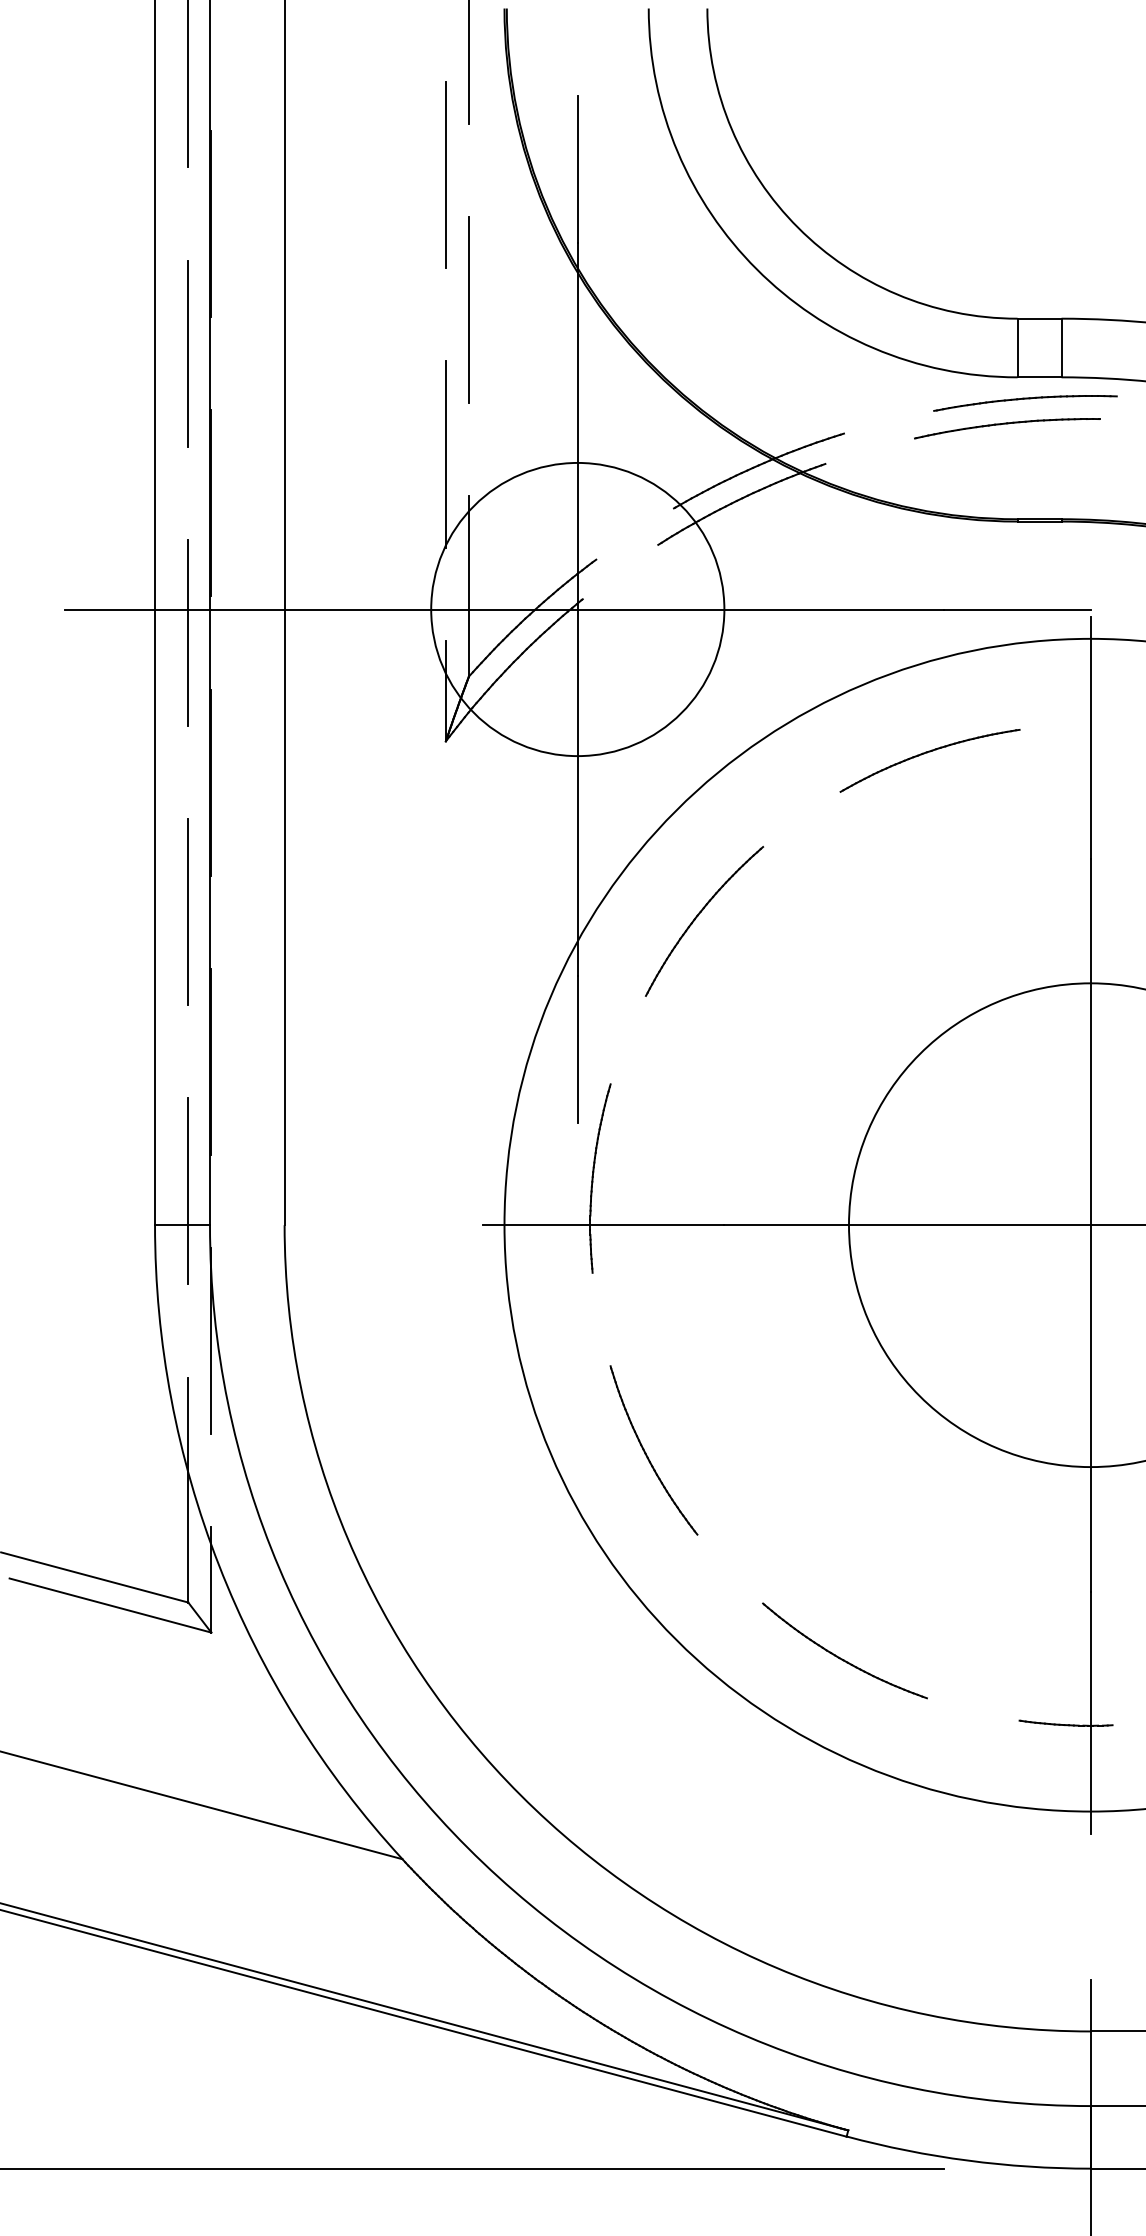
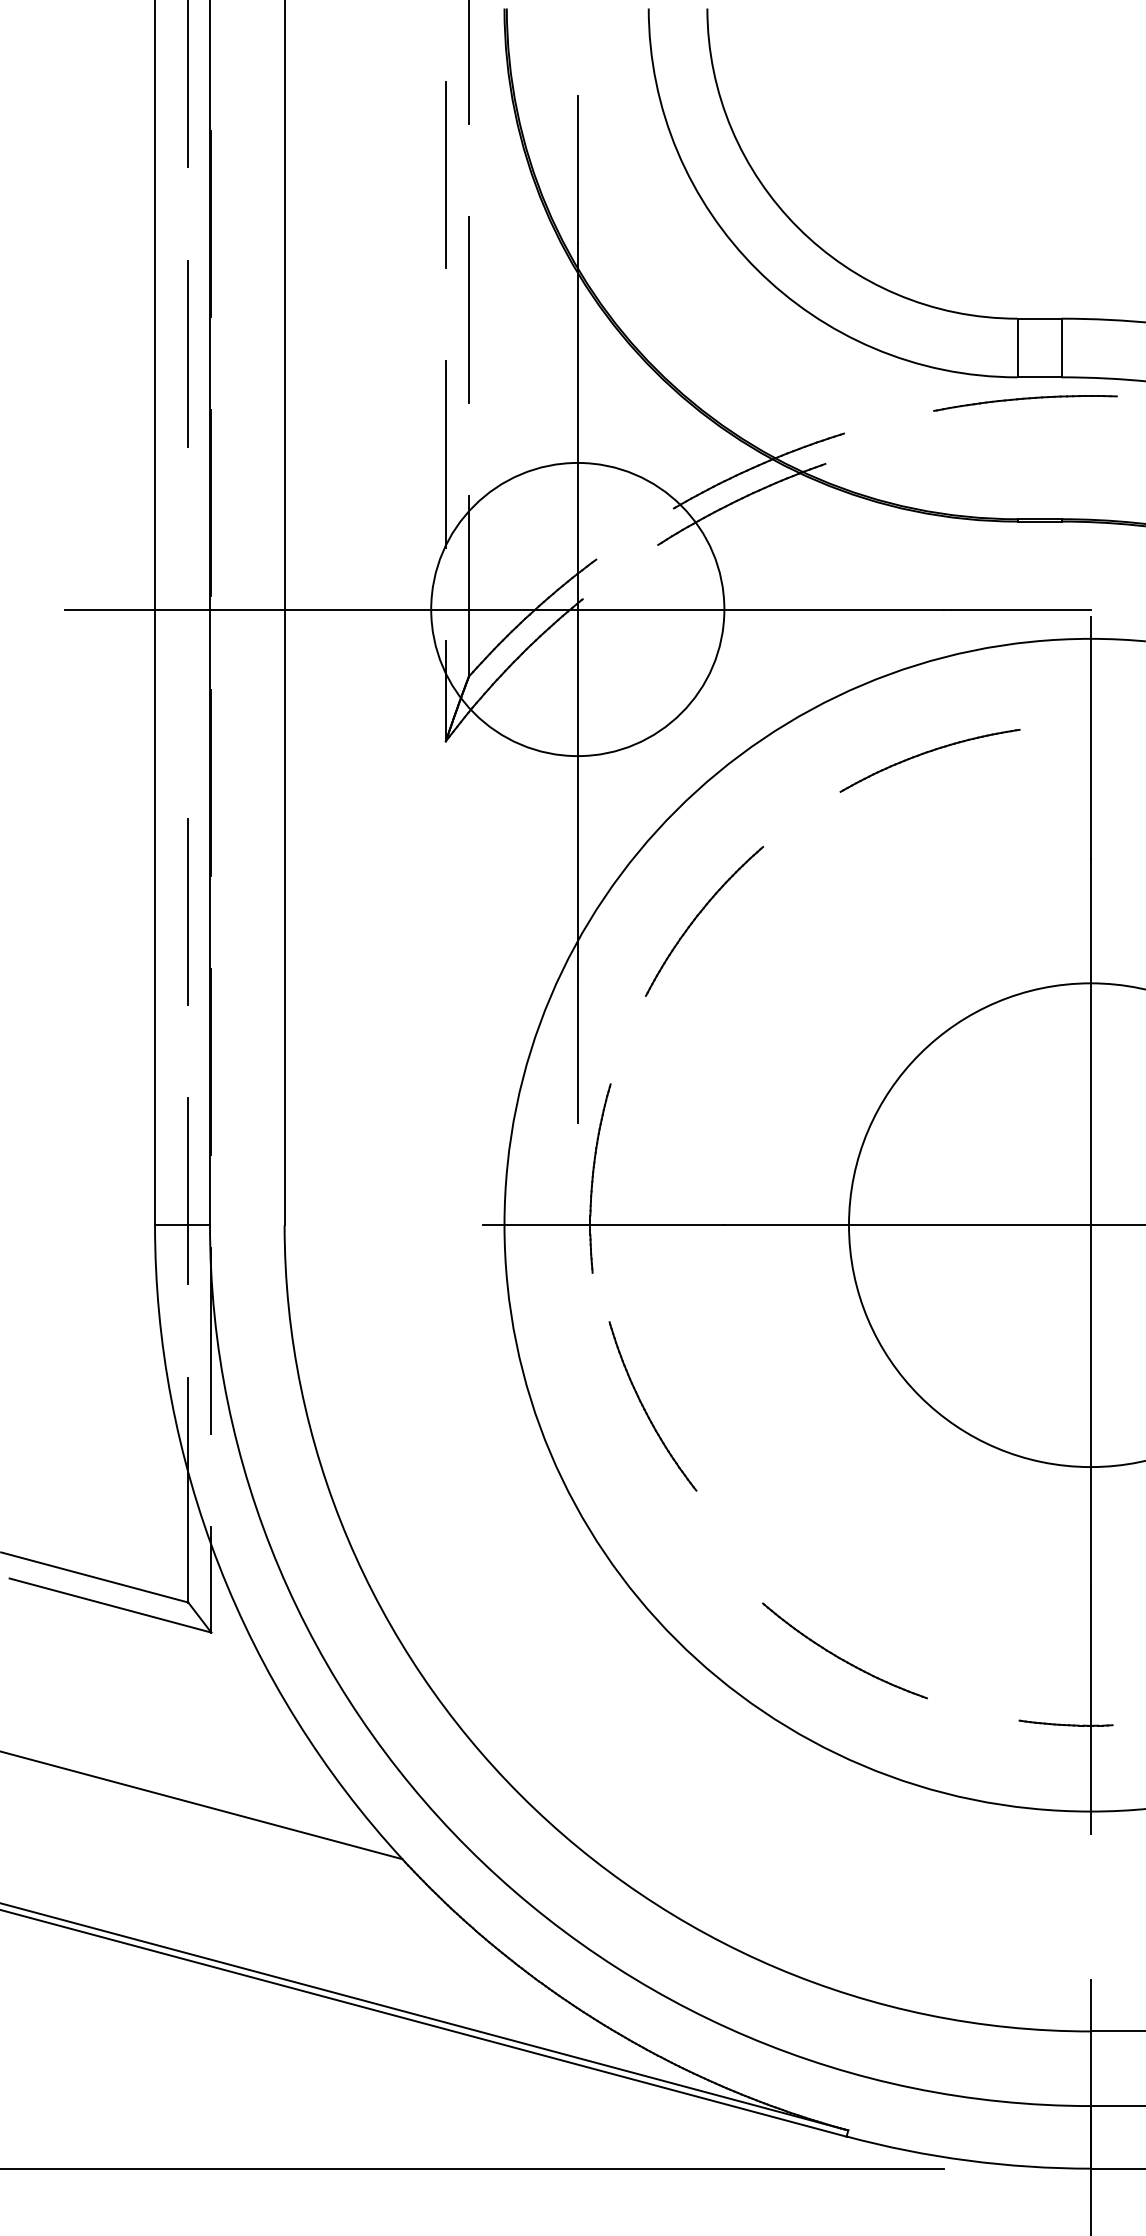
part: present -> none (1007, 428)
line: present -> none (188, 632)
part position: (646, 1452) -> (645, 1408) (645, 1408)
